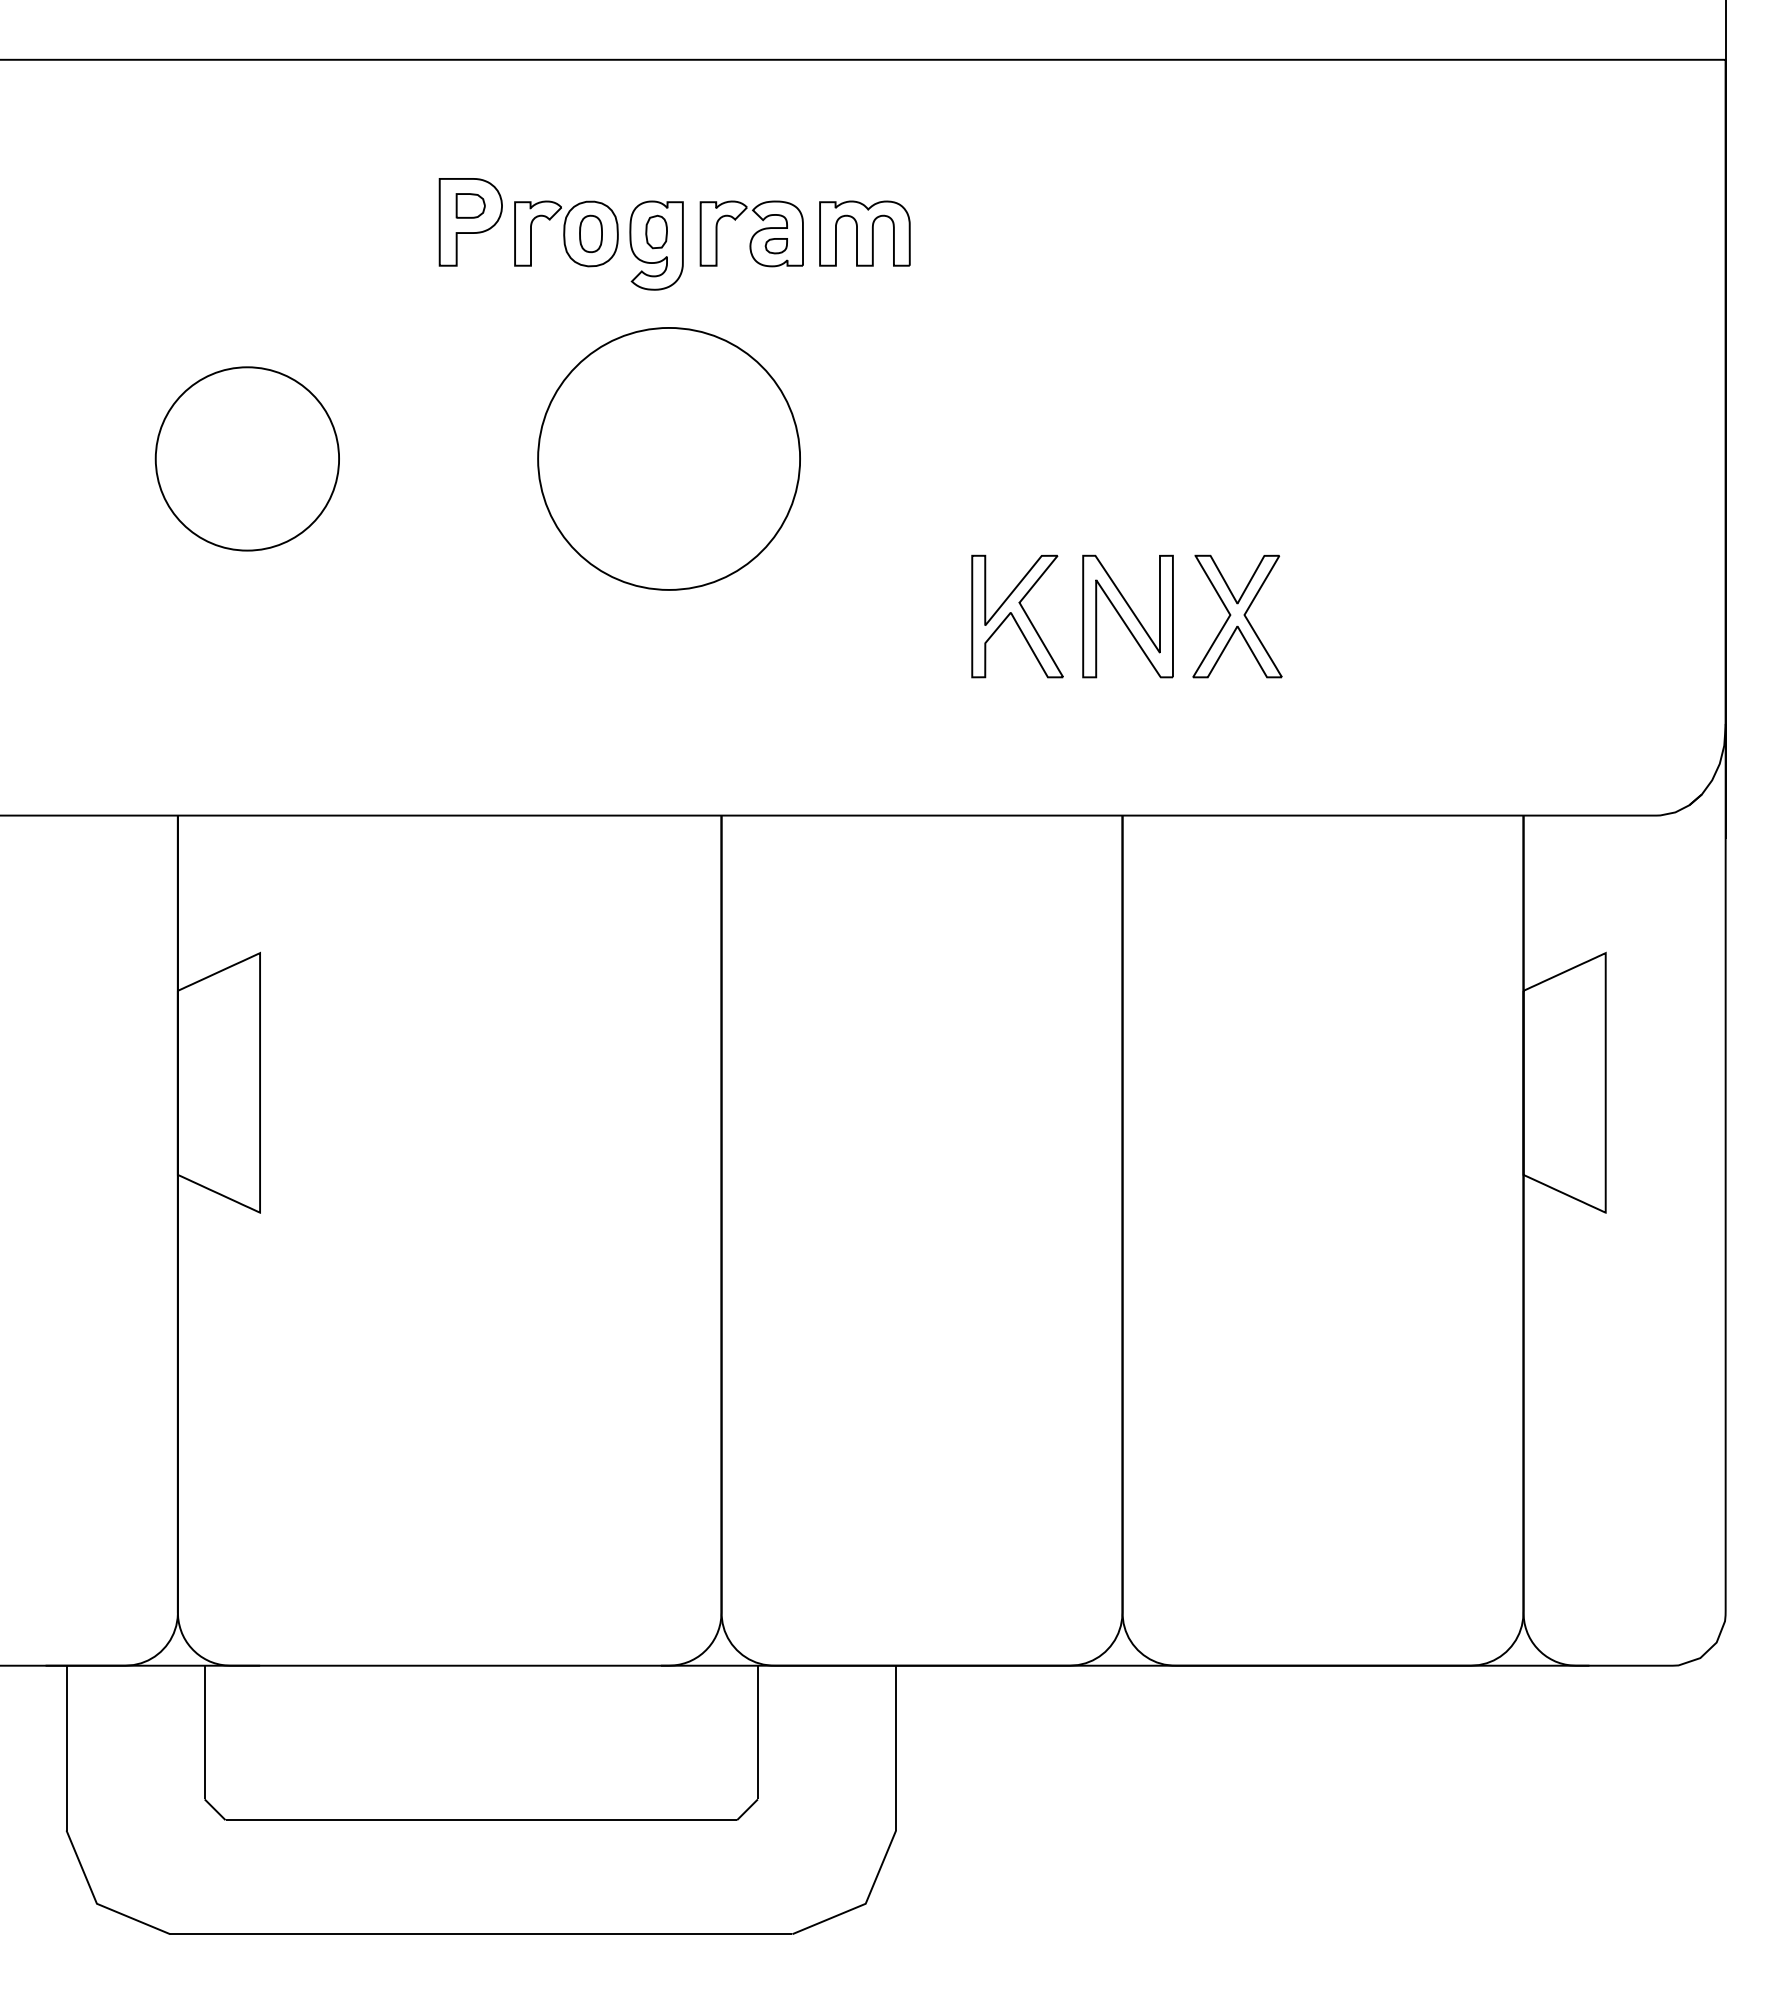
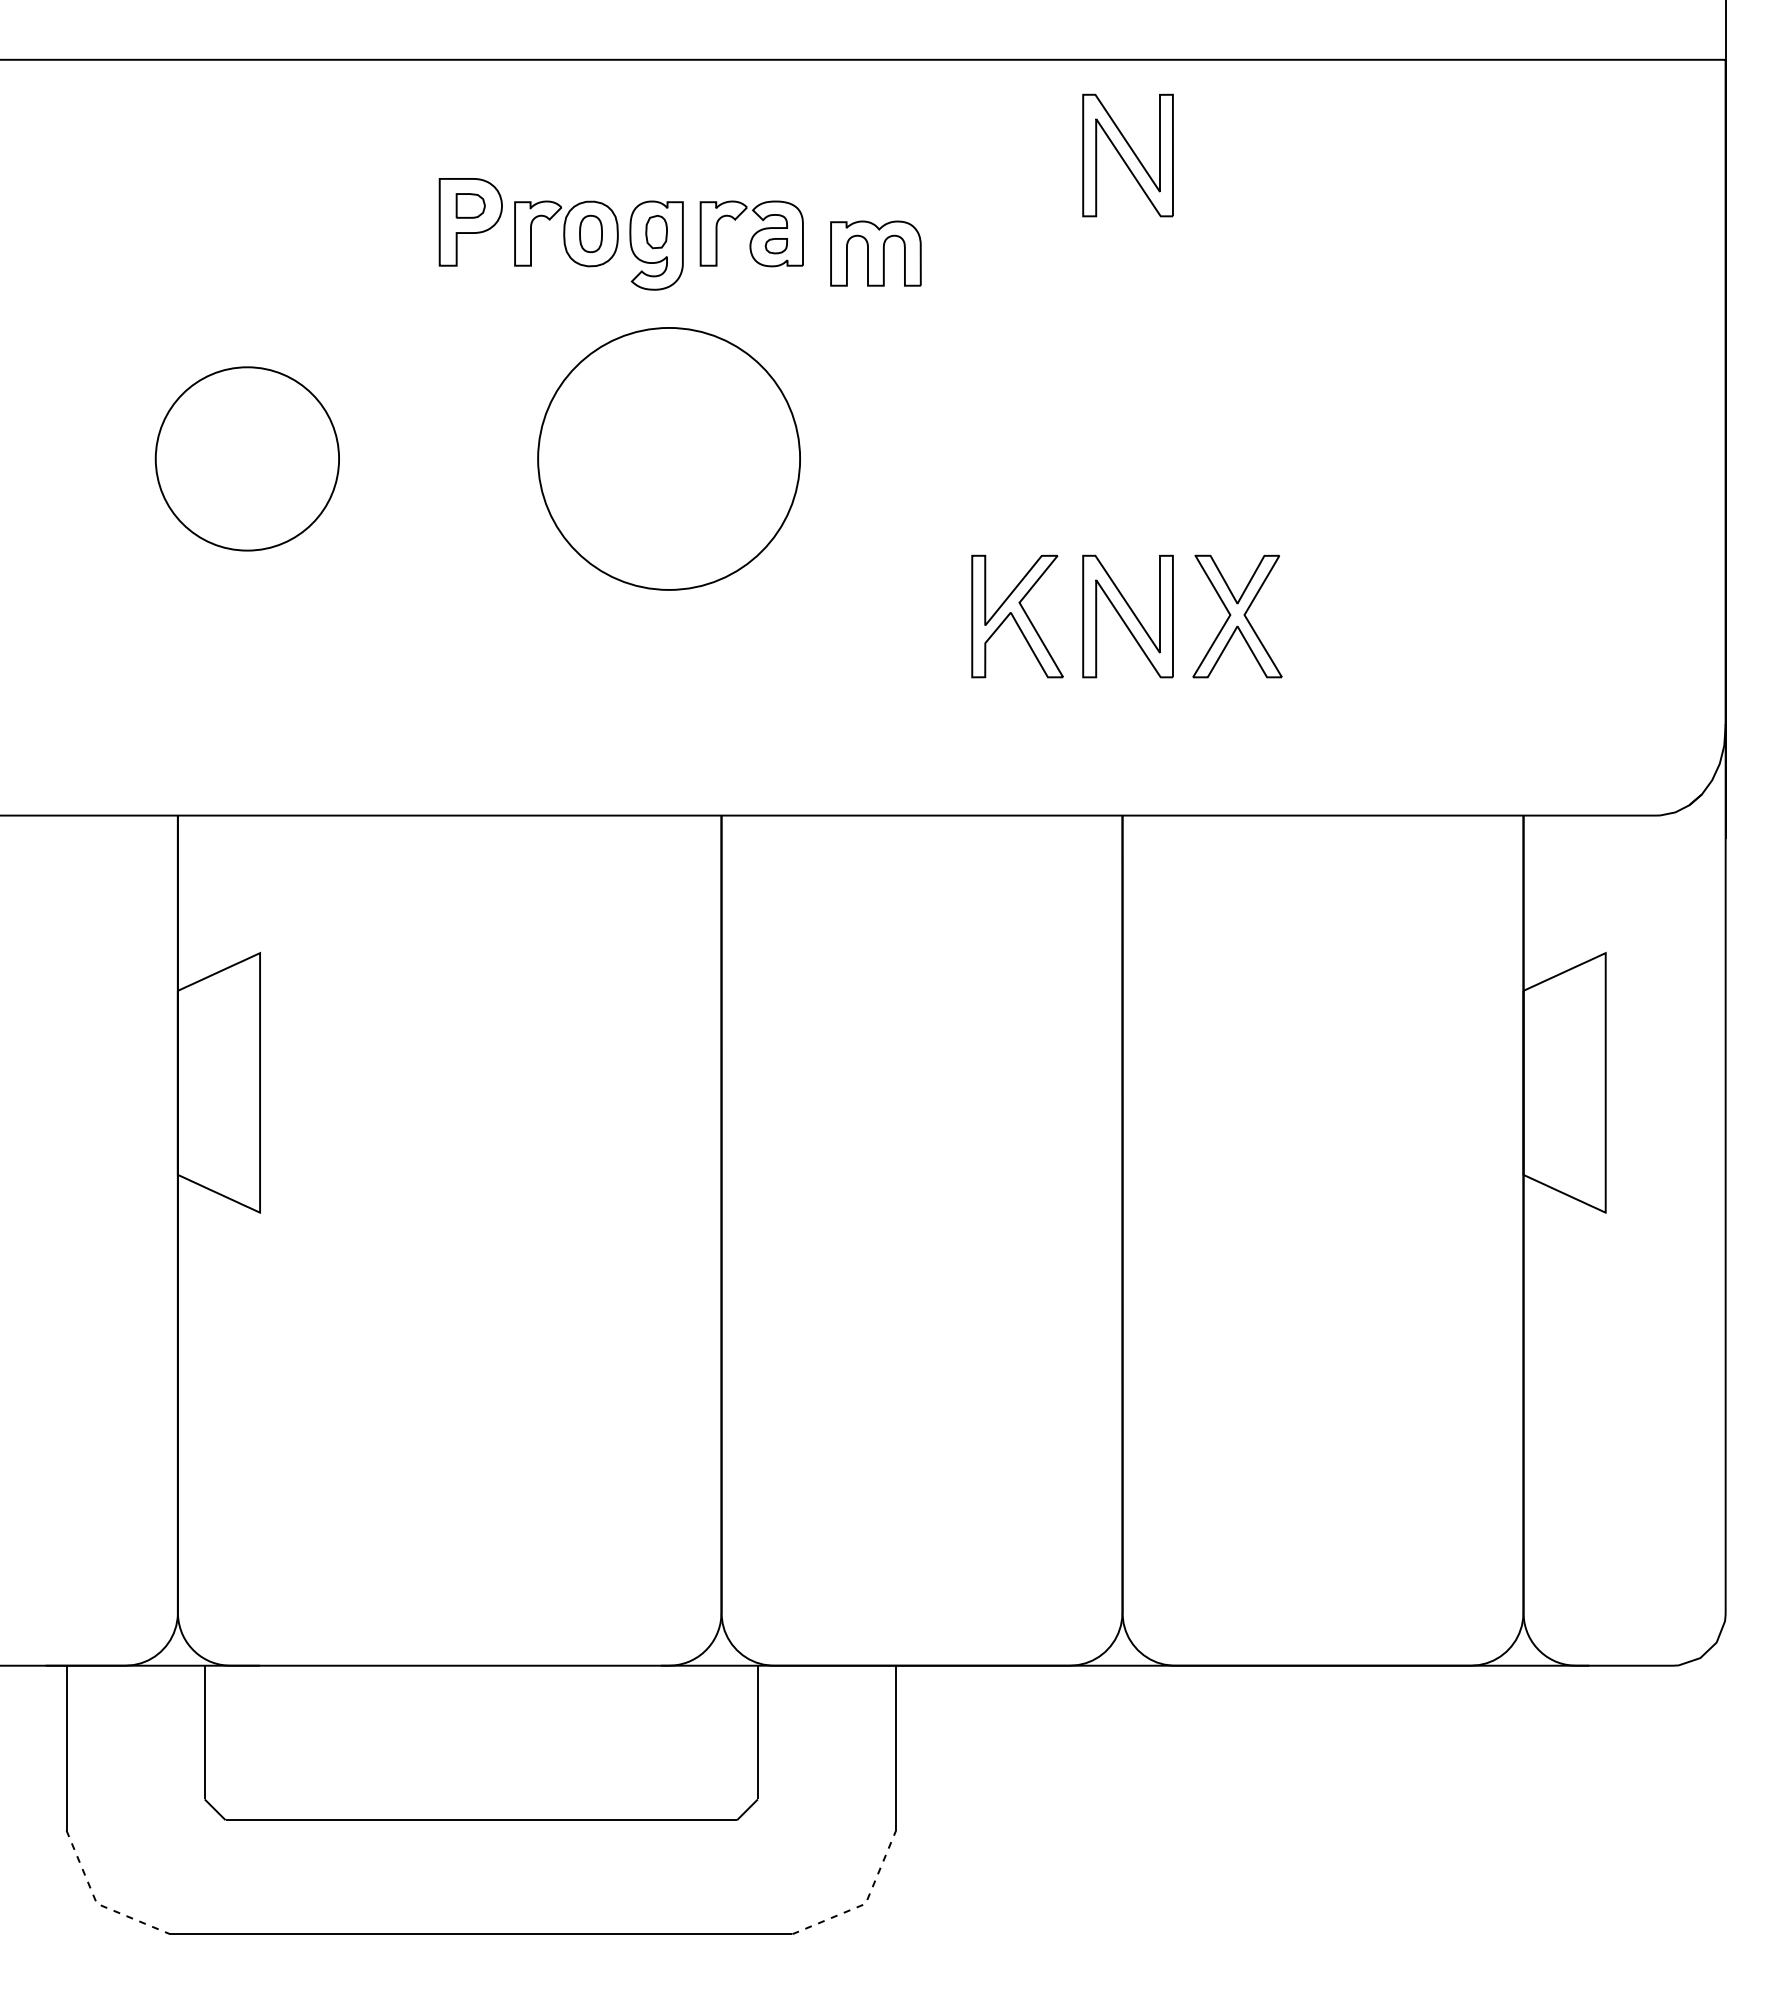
part: none -> present (1127, 155)
part position: (864, 233) -> (875, 253) (875, 253)
line: solid -> dashed (96, 1903)
line: solid -> dashed (865, 1903)
